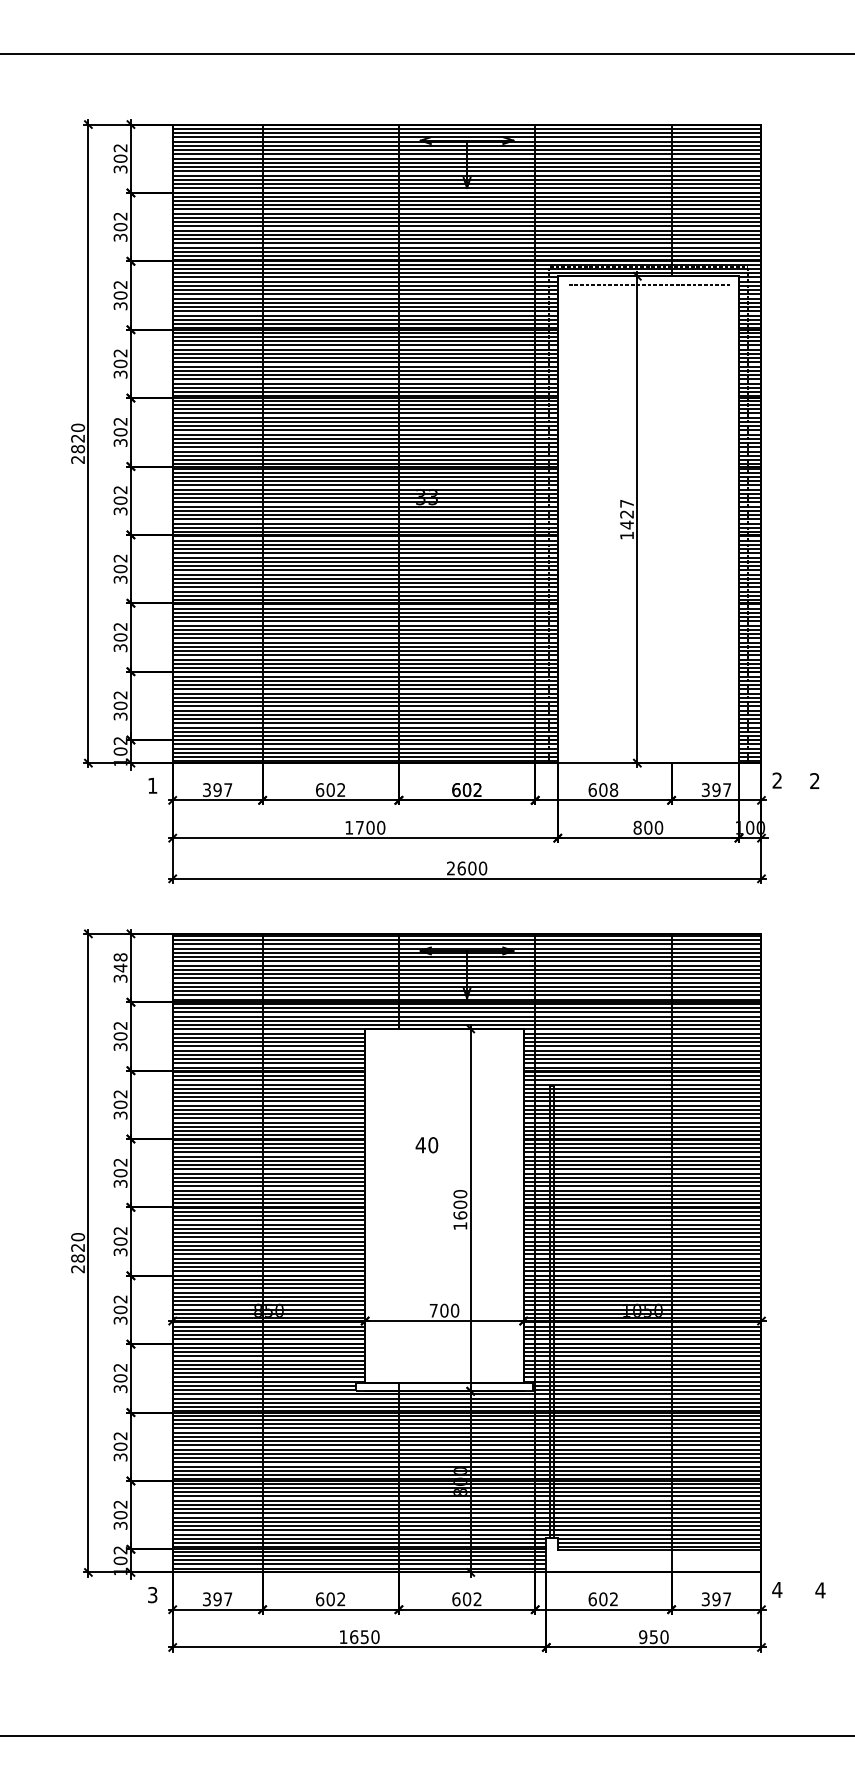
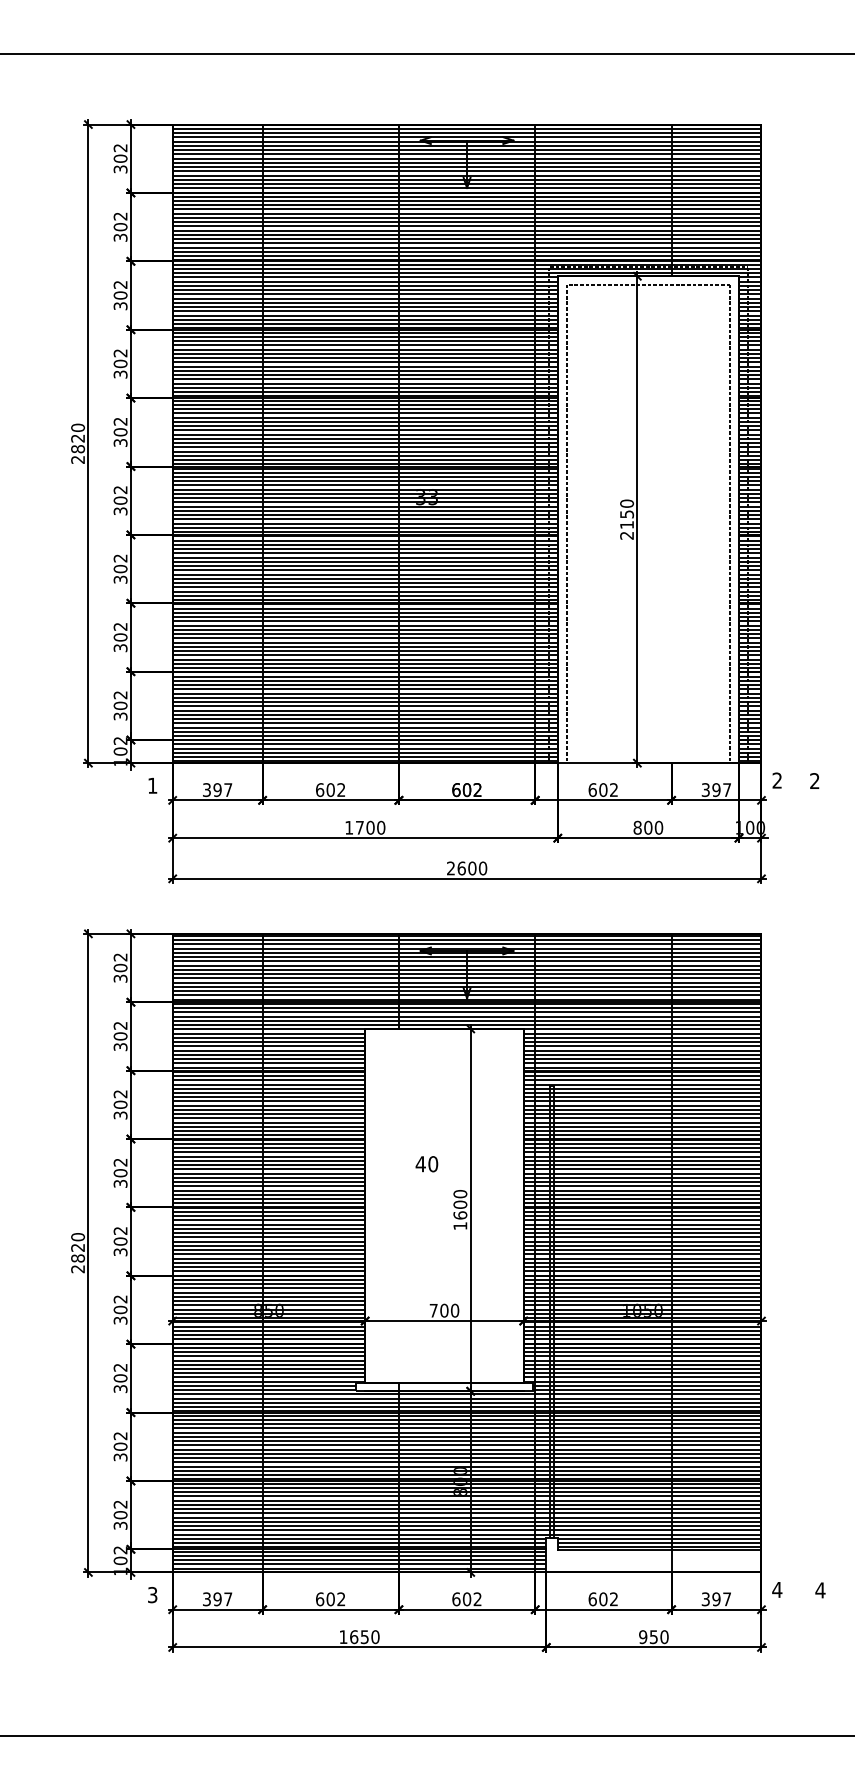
text: 1427 -> 2150 (627, 519)
line: none -> present (566, 524)
line: none -> present (729, 524)
text: 608 -> 602 (614, 789)
text: 348 -> 302 (120, 962)
text position: (426, 1145) -> (426, 1164) (426, 1164)
